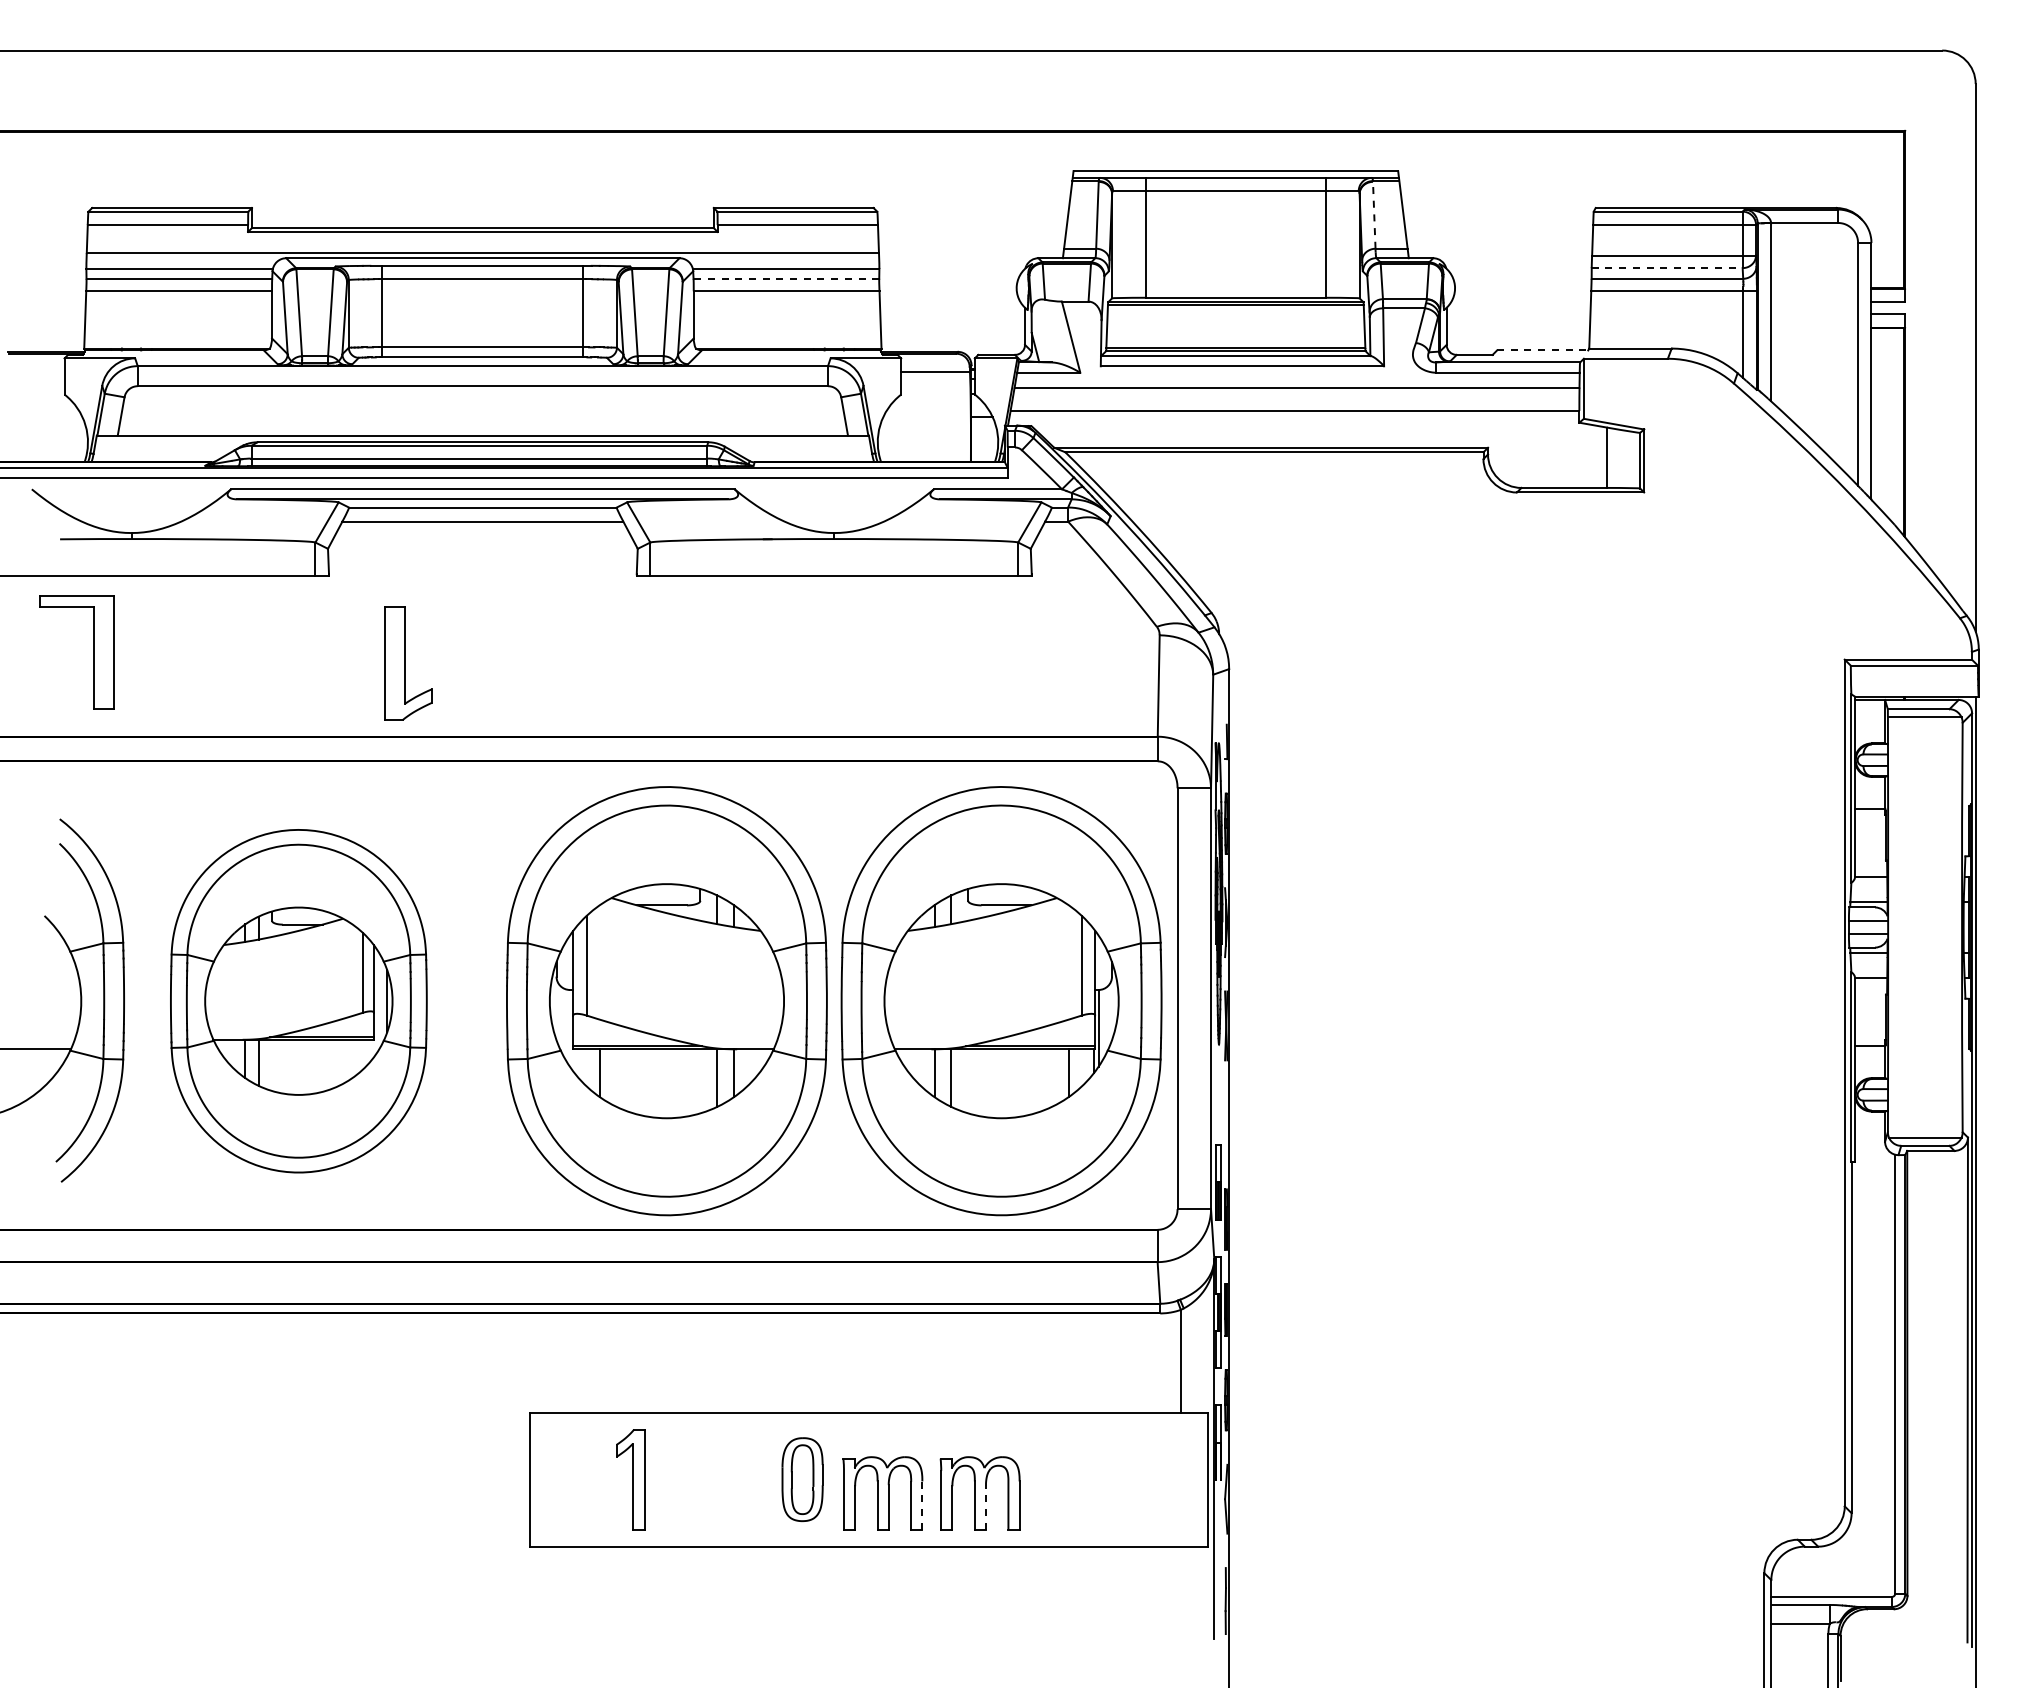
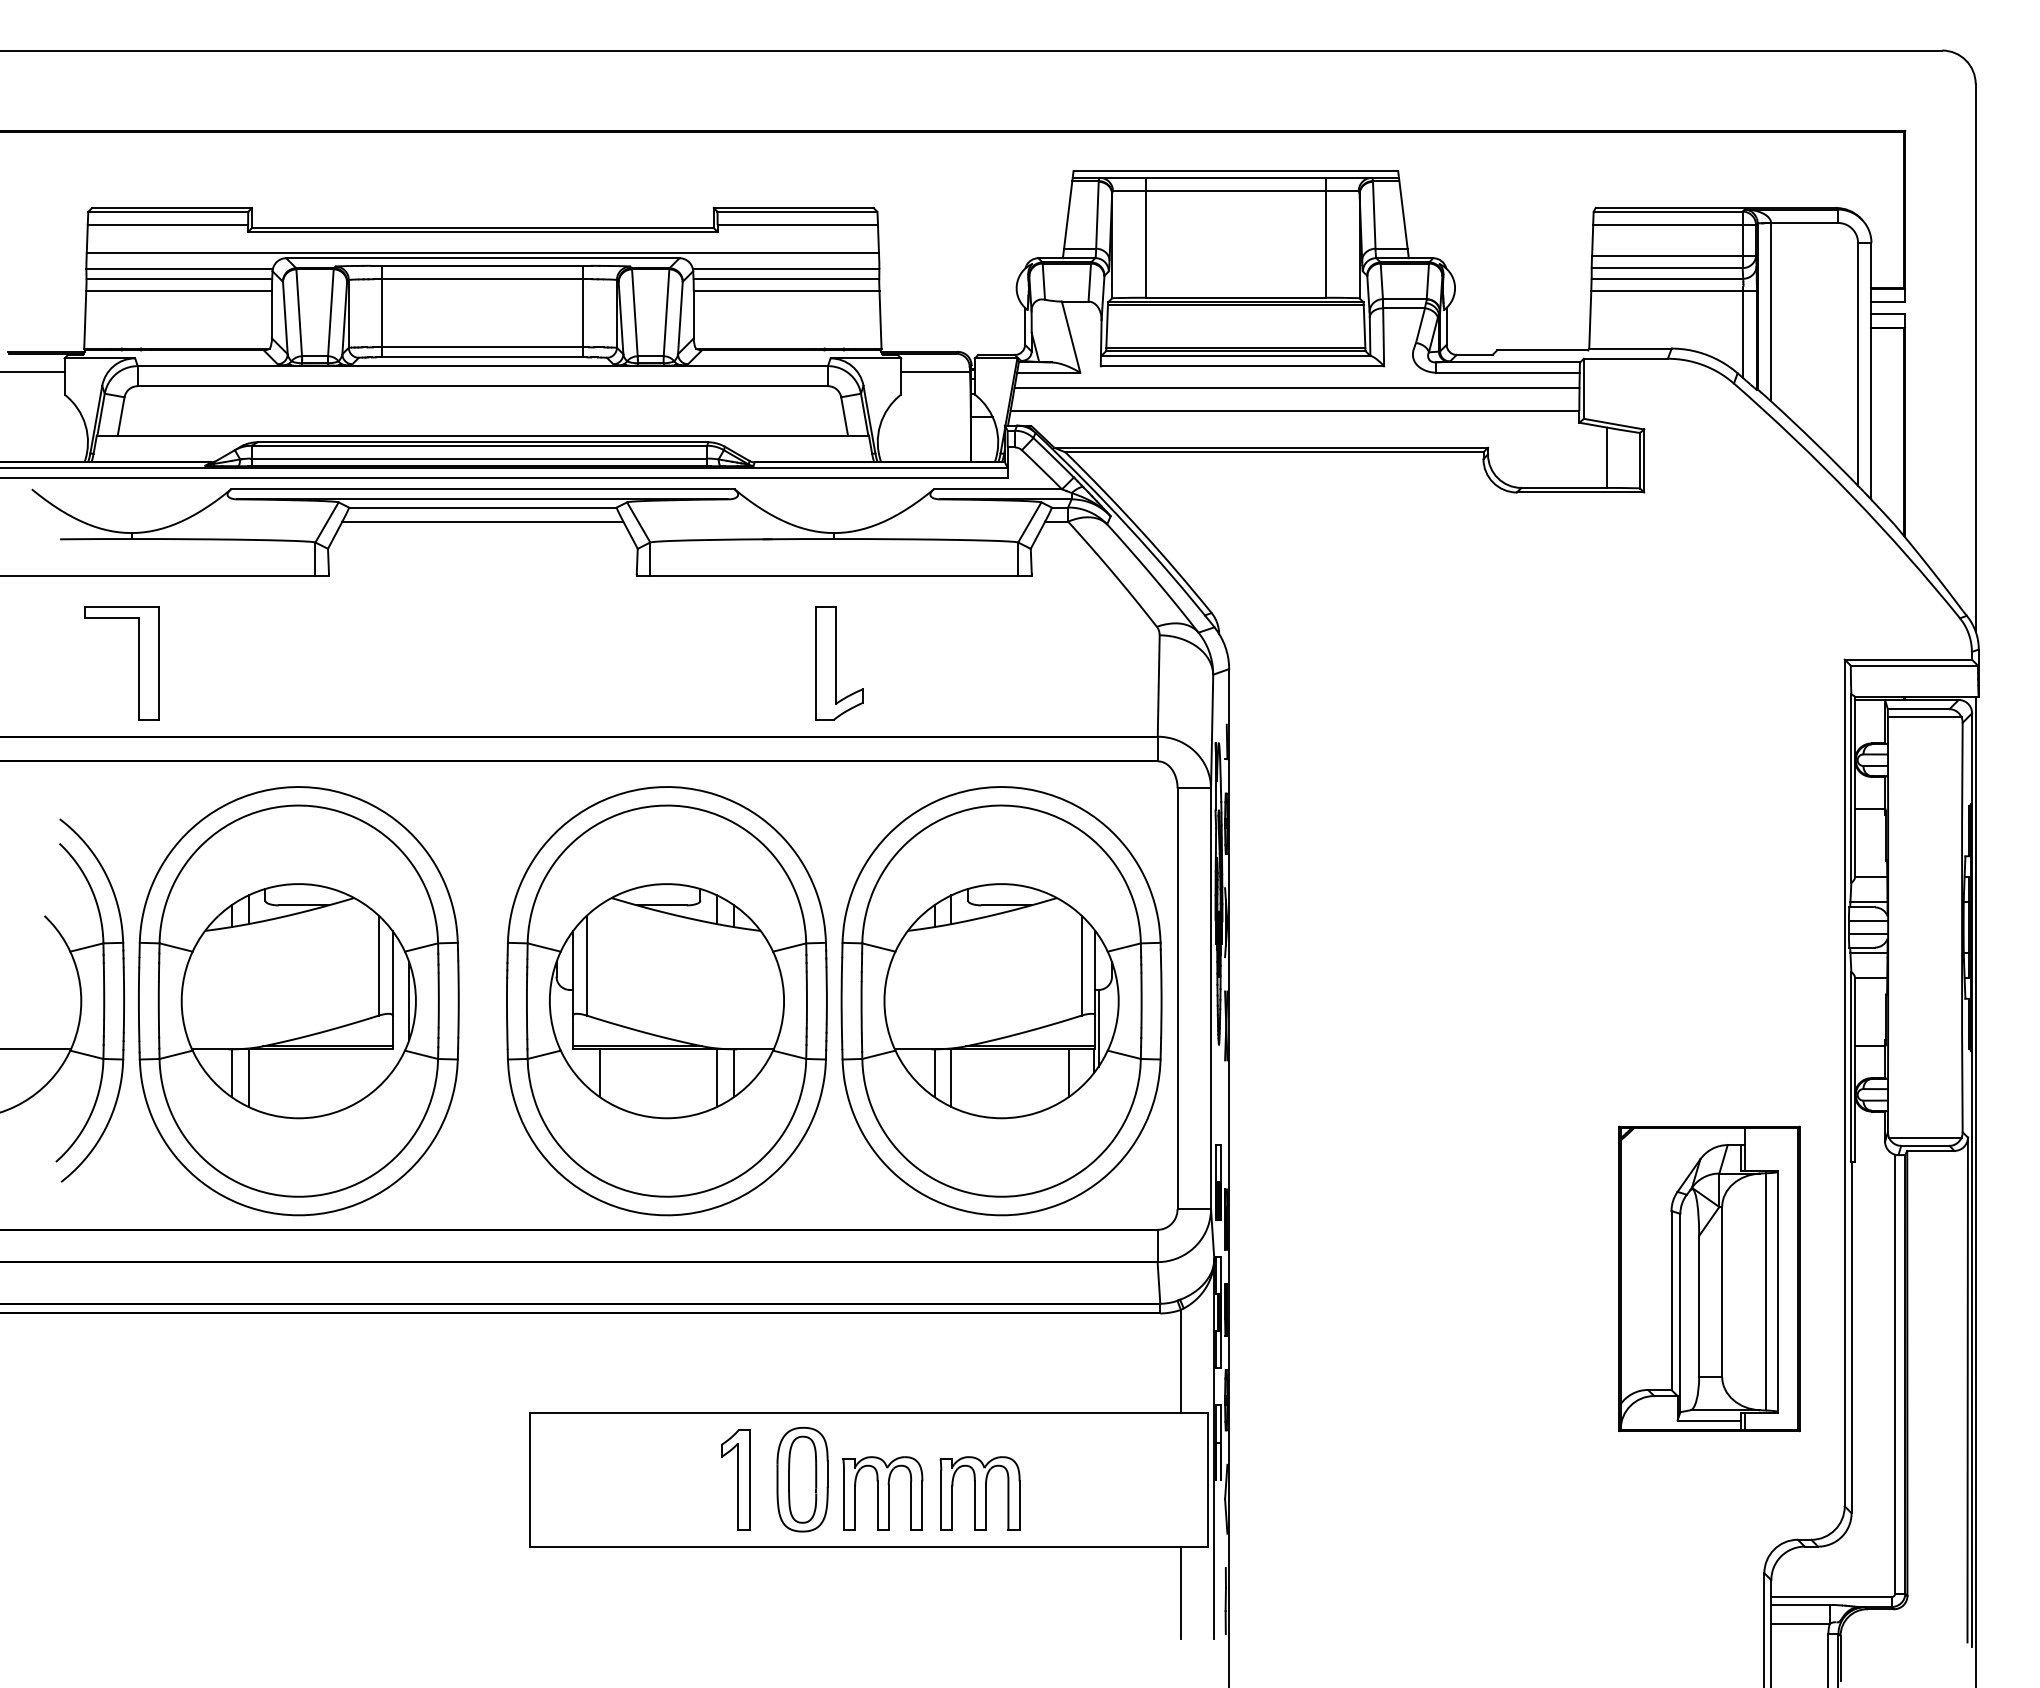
line: dashed -> solid (1374, 215)
line: dashed -> solid (1667, 268)
line: dashed -> solid (786, 278)
line: dashed -> solid (1542, 350)
line: none -> present (33, 371)
part position: (93, 652) -> (138, 663) (138, 663)
part position: (408, 663) -> (839, 663) (839, 663)
part size: 258x345 px -> 322x431 px (298, 1001)
part: none -> present (1709, 1278)
part position: (630, 1479) -> (735, 1479) (735, 1479)
part size: 43x86 px -> 53x107 px (802, 1479)
line: dashed -> solid (922, 1505)
line: dashed -> solid (986, 1506)
line: none -> present (1180, 1592)
